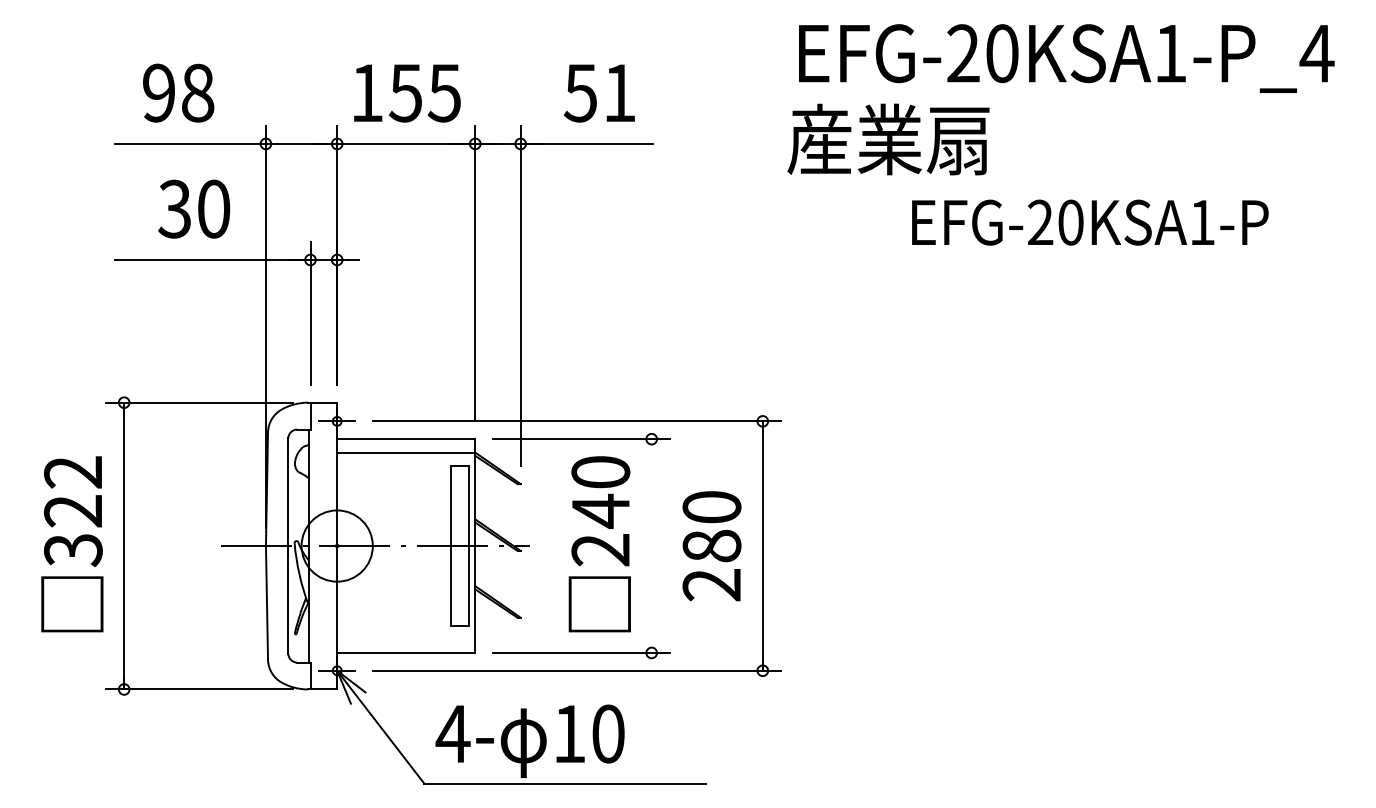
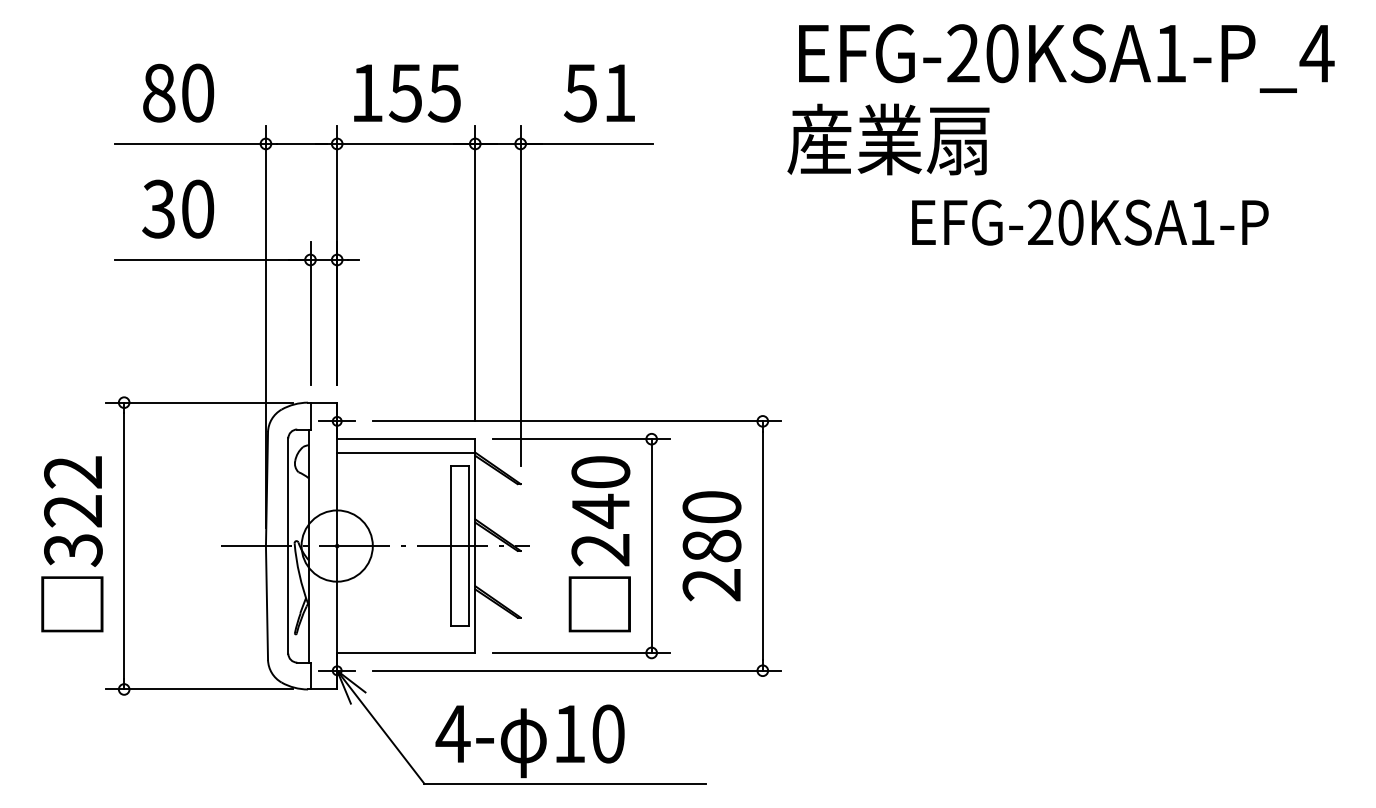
text: 98 -> 80 (178, 92)
text position: (194, 208) -> (178, 208) (178, 208)
line: none -> present (651, 545)
